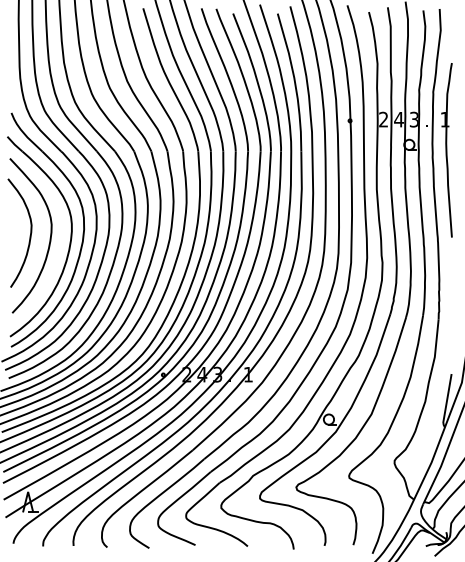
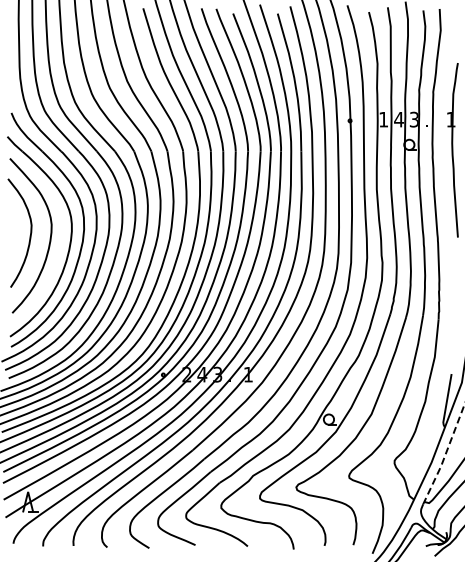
text: 2 -> 1 (383, 119)
part position: (446, 150) -> (452, 150) (452, 150)
line: solid -> dashed (445, 454)
